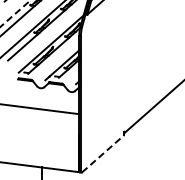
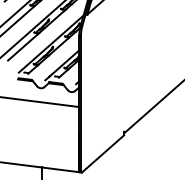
line: dashed -> solid (15, 13)
line position: (40, 109) -> (40, 102) (40, 102)
line: dashed -> solid (103, 153)
